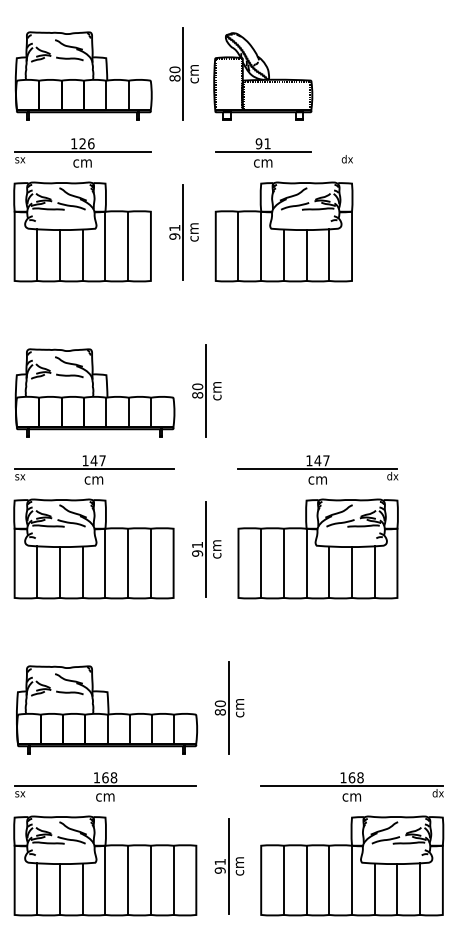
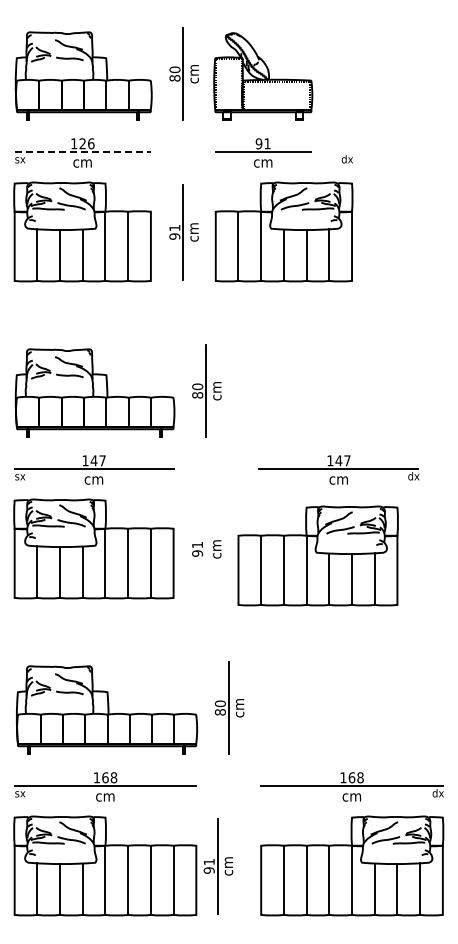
line: solid -> dashed (83, 152)
part position: (317, 469) -> (338, 469) (338, 469)
line: present -> none (206, 548)
part position: (317, 548) -> (317, 555) (317, 555)
part position: (229, 866) -> (218, 866) (218, 866)
